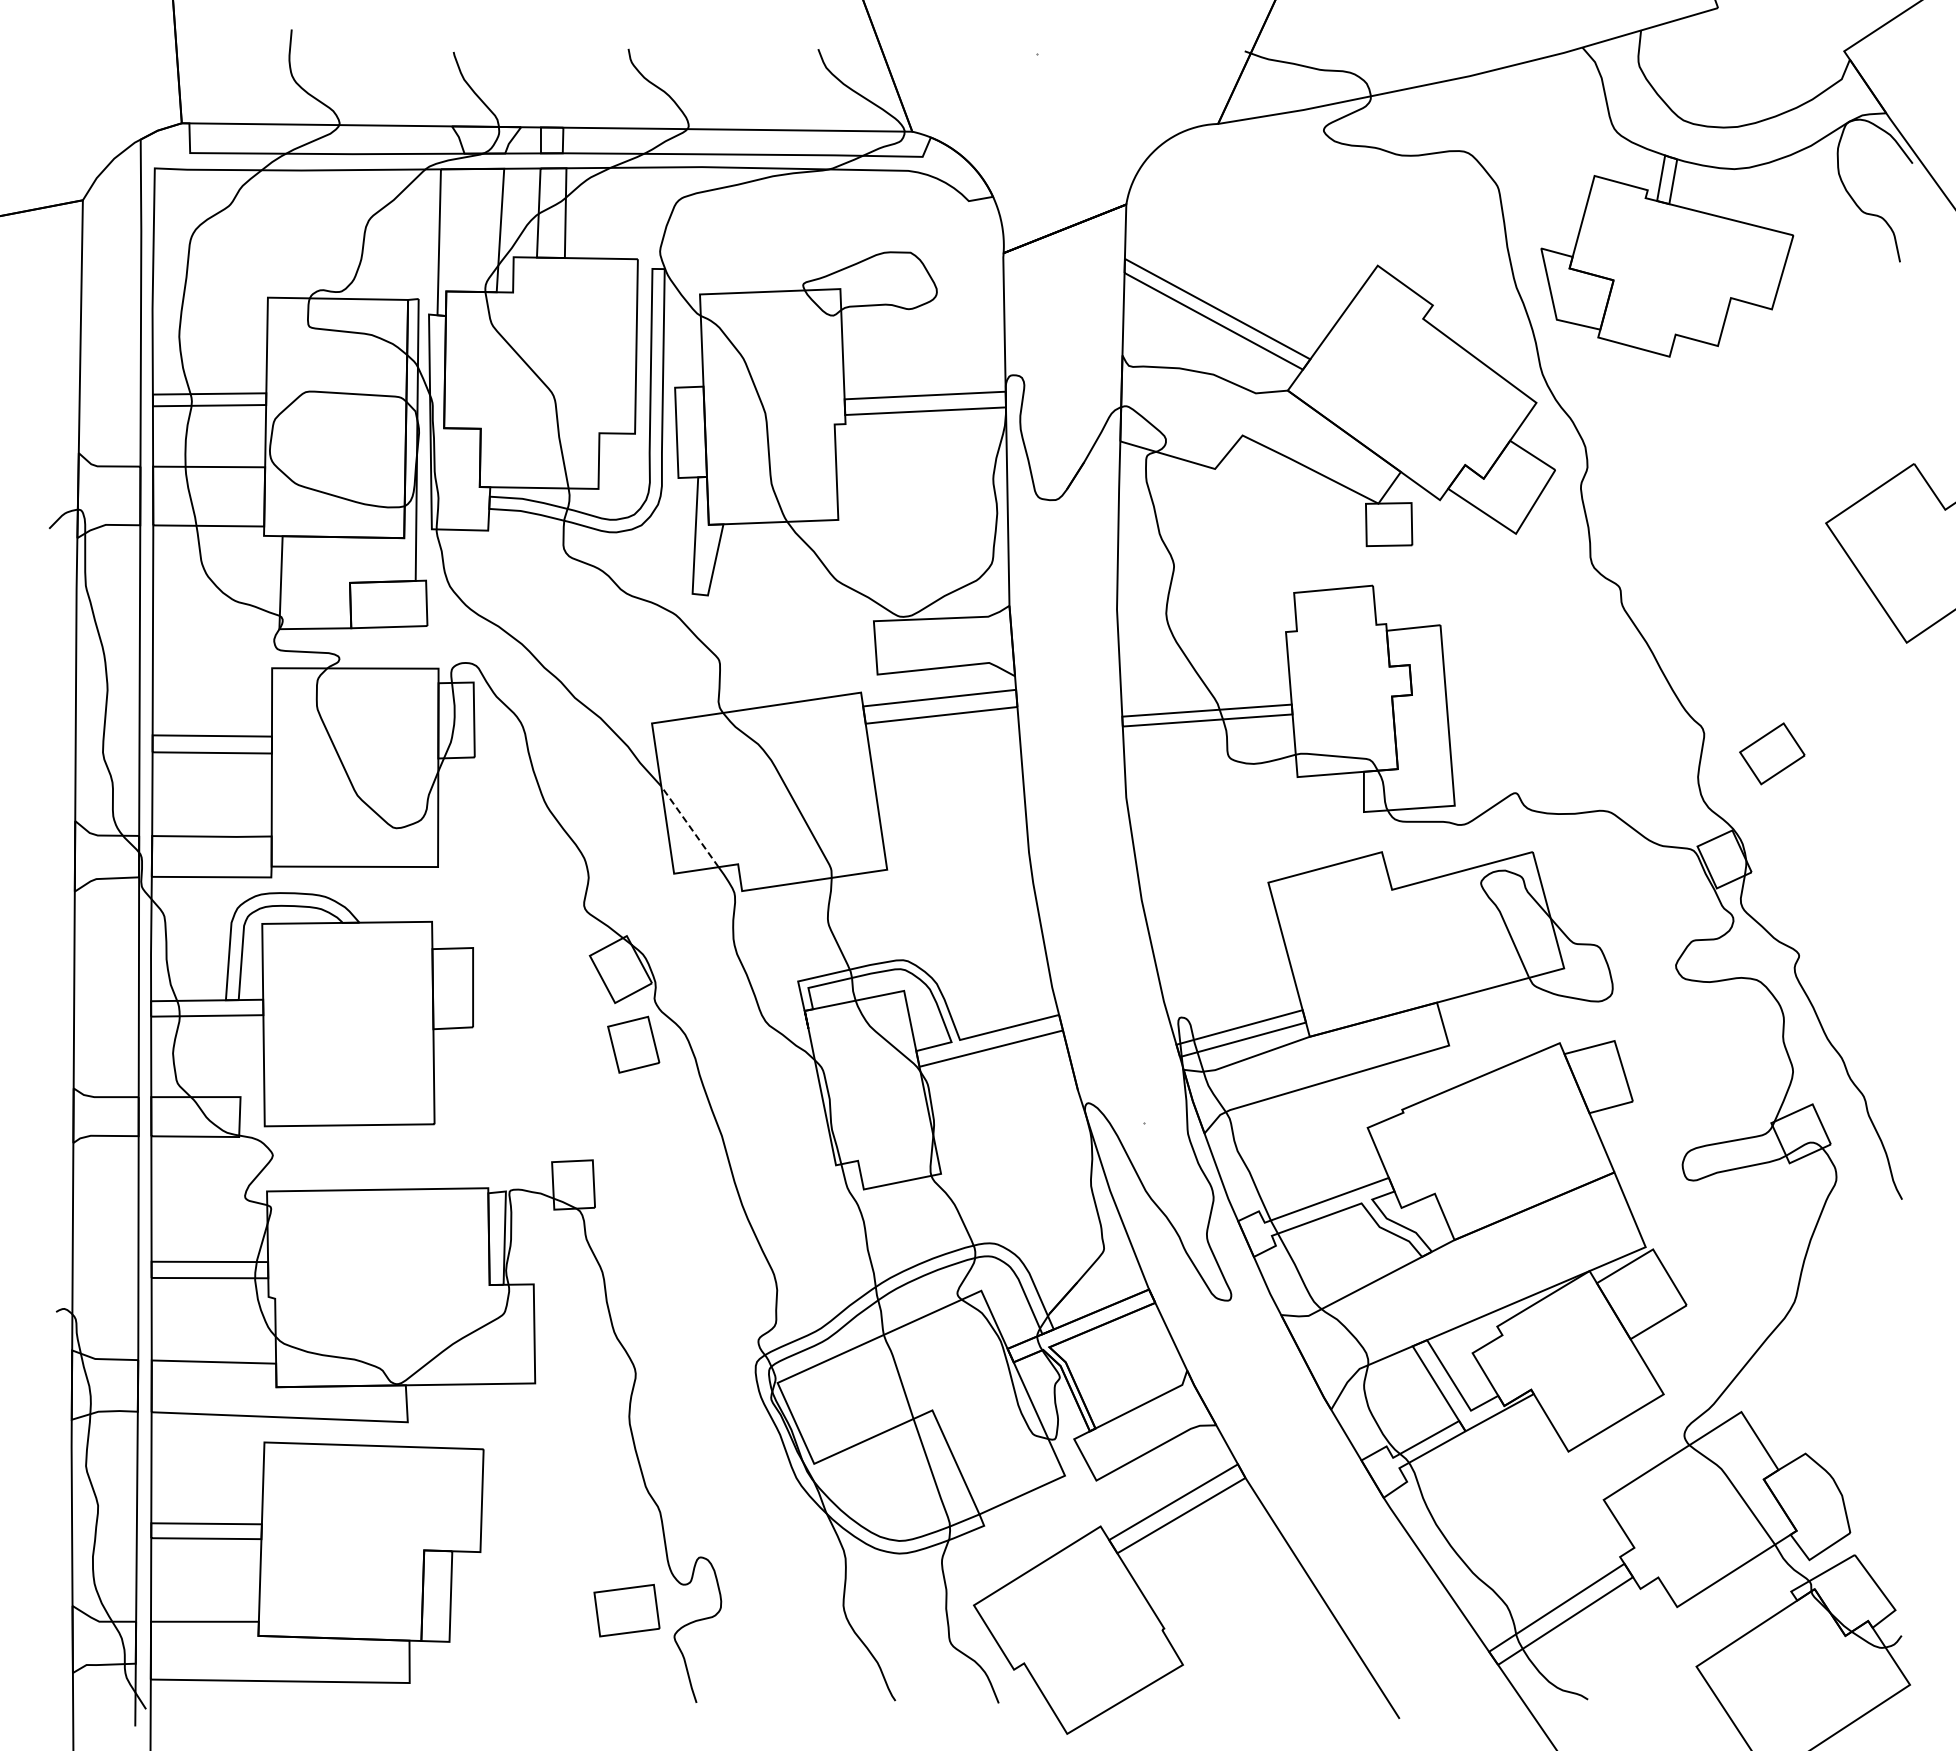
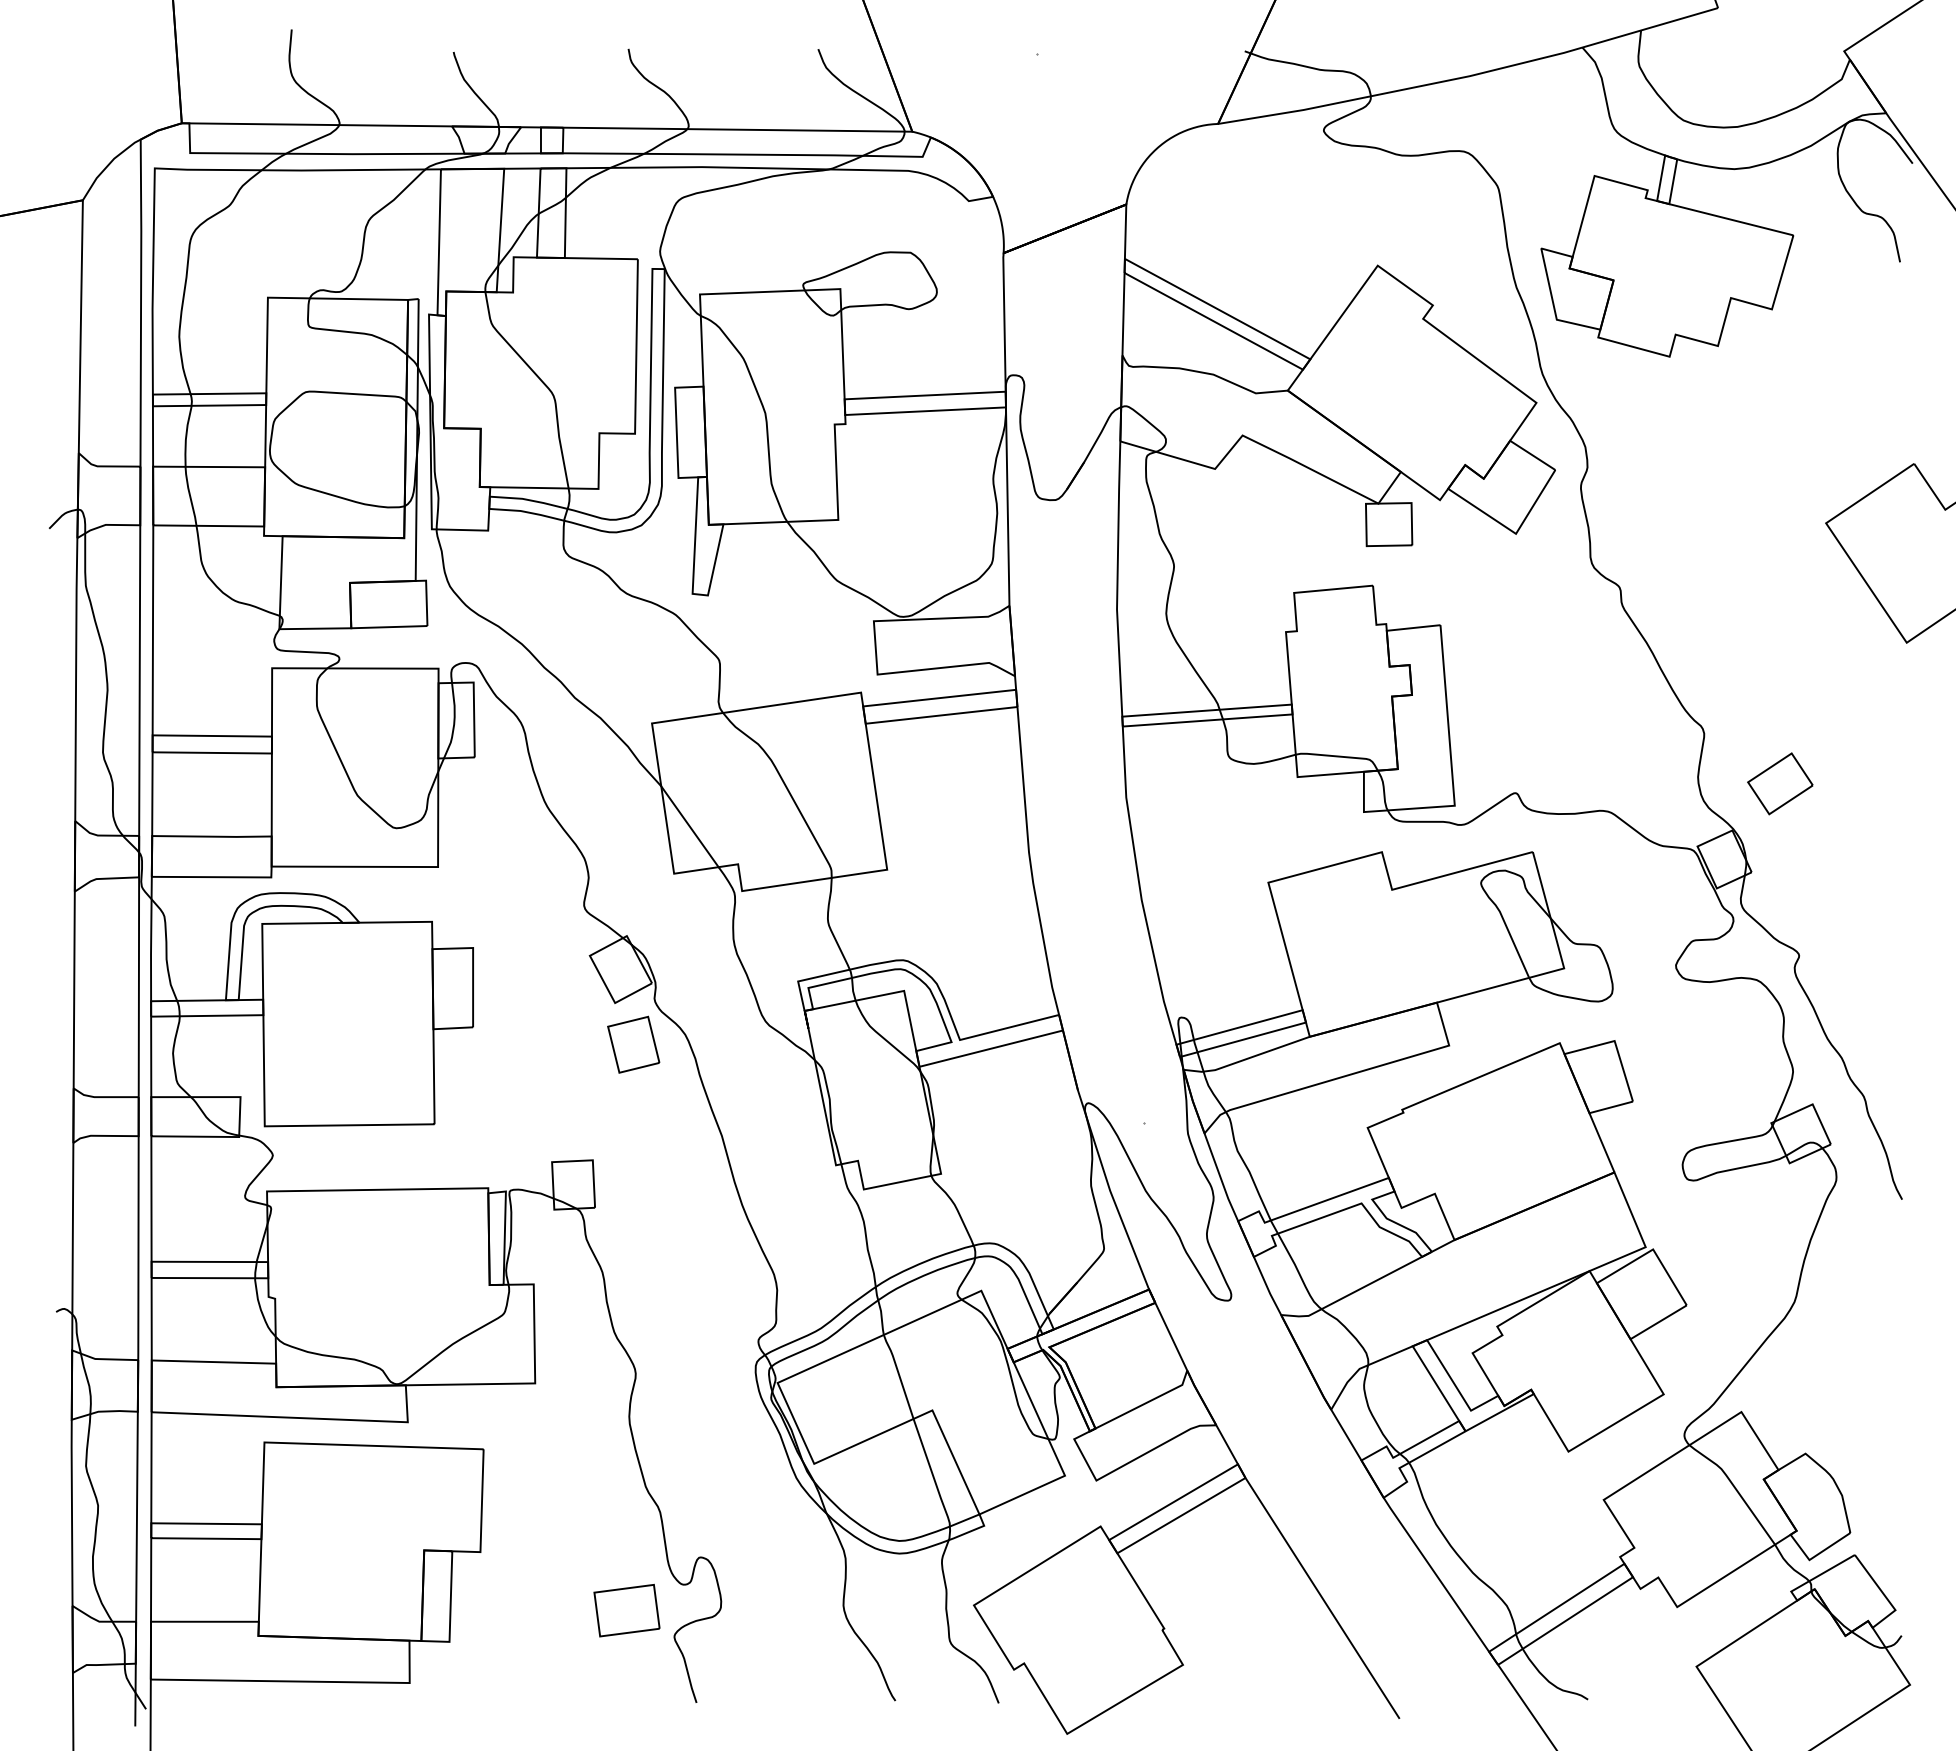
part position: (1772, 753) -> (1780, 783) (1780, 783)
line: dashed -> solid (689, 826)
